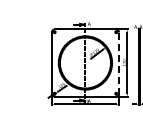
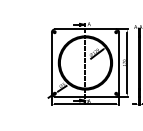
line: dashed -> solid (119, 63)
